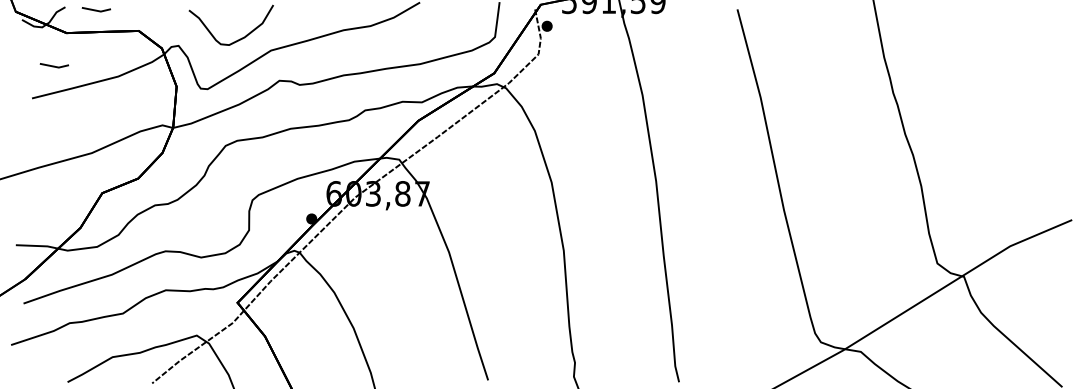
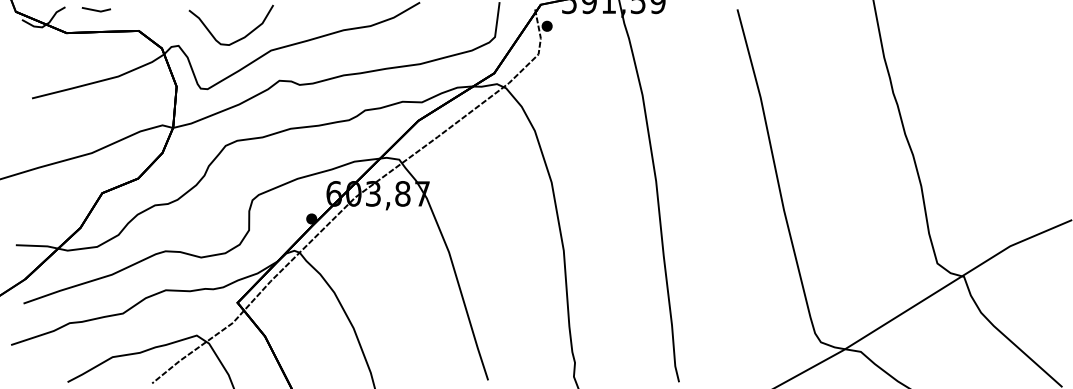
line: present -> none (53, 65)
